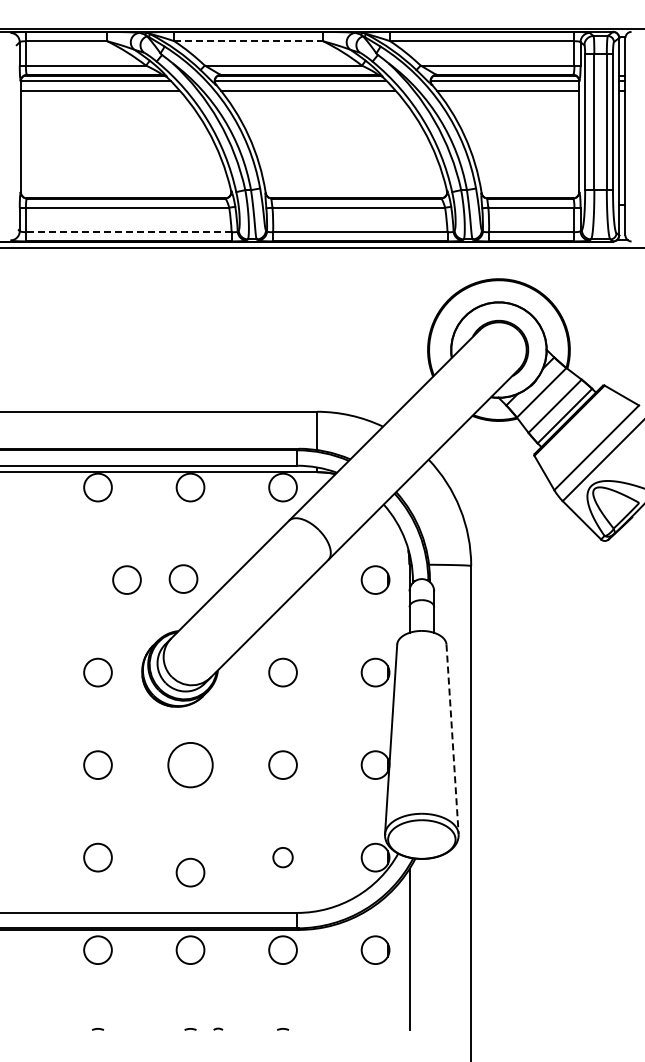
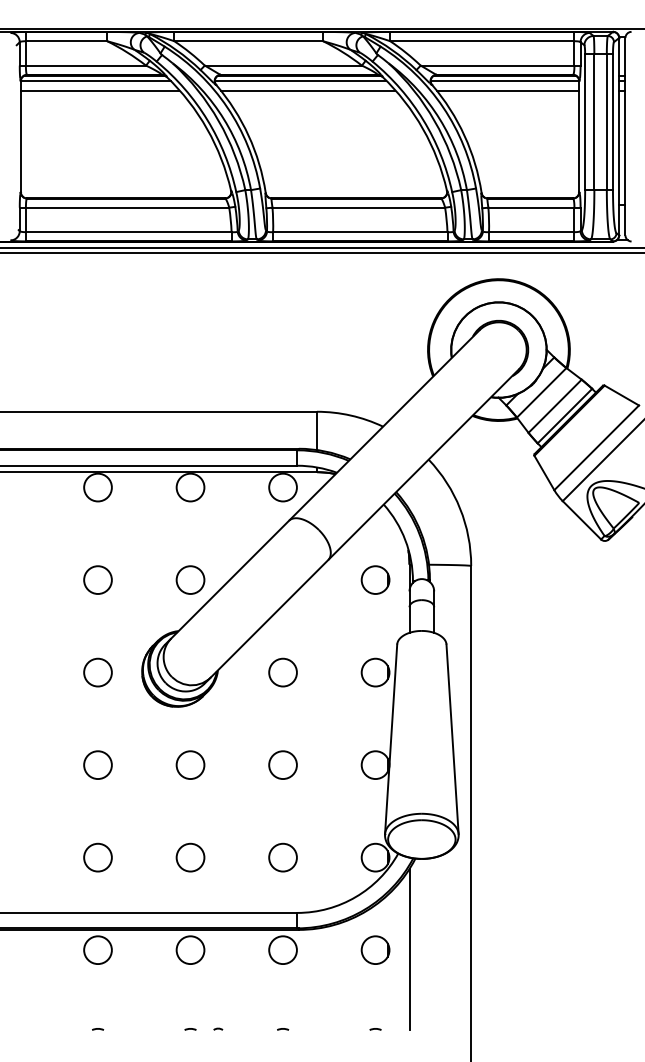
line: dashed -> solid (249, 41)
line: dashed -> solid (128, 232)
line: none -> present (321, 252)
circle position: (183, 578) -> (190, 579) (190, 579)
circle position: (126, 579) -> (97, 579) (97, 579)
line: dashed -> solid (452, 739)
circle diameter: 44 px -> 28 px (190, 765)
circle size: 22x22 px -> 30x31 px (282, 857)
circle position: (190, 872) -> (190, 857) (190, 857)
line: none -> present (375, 1029)
